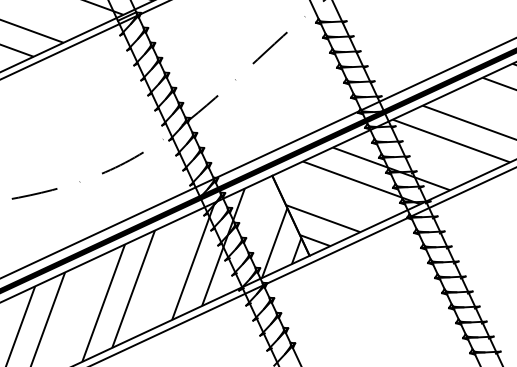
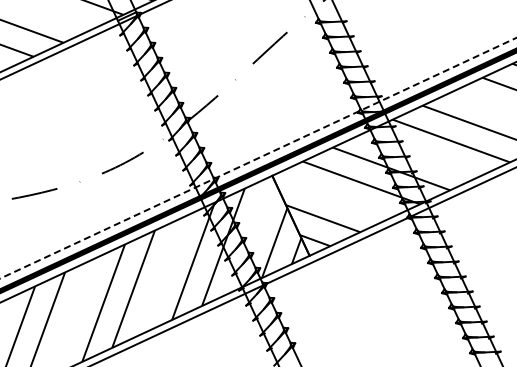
line: solid -> dashed (258, 158)
